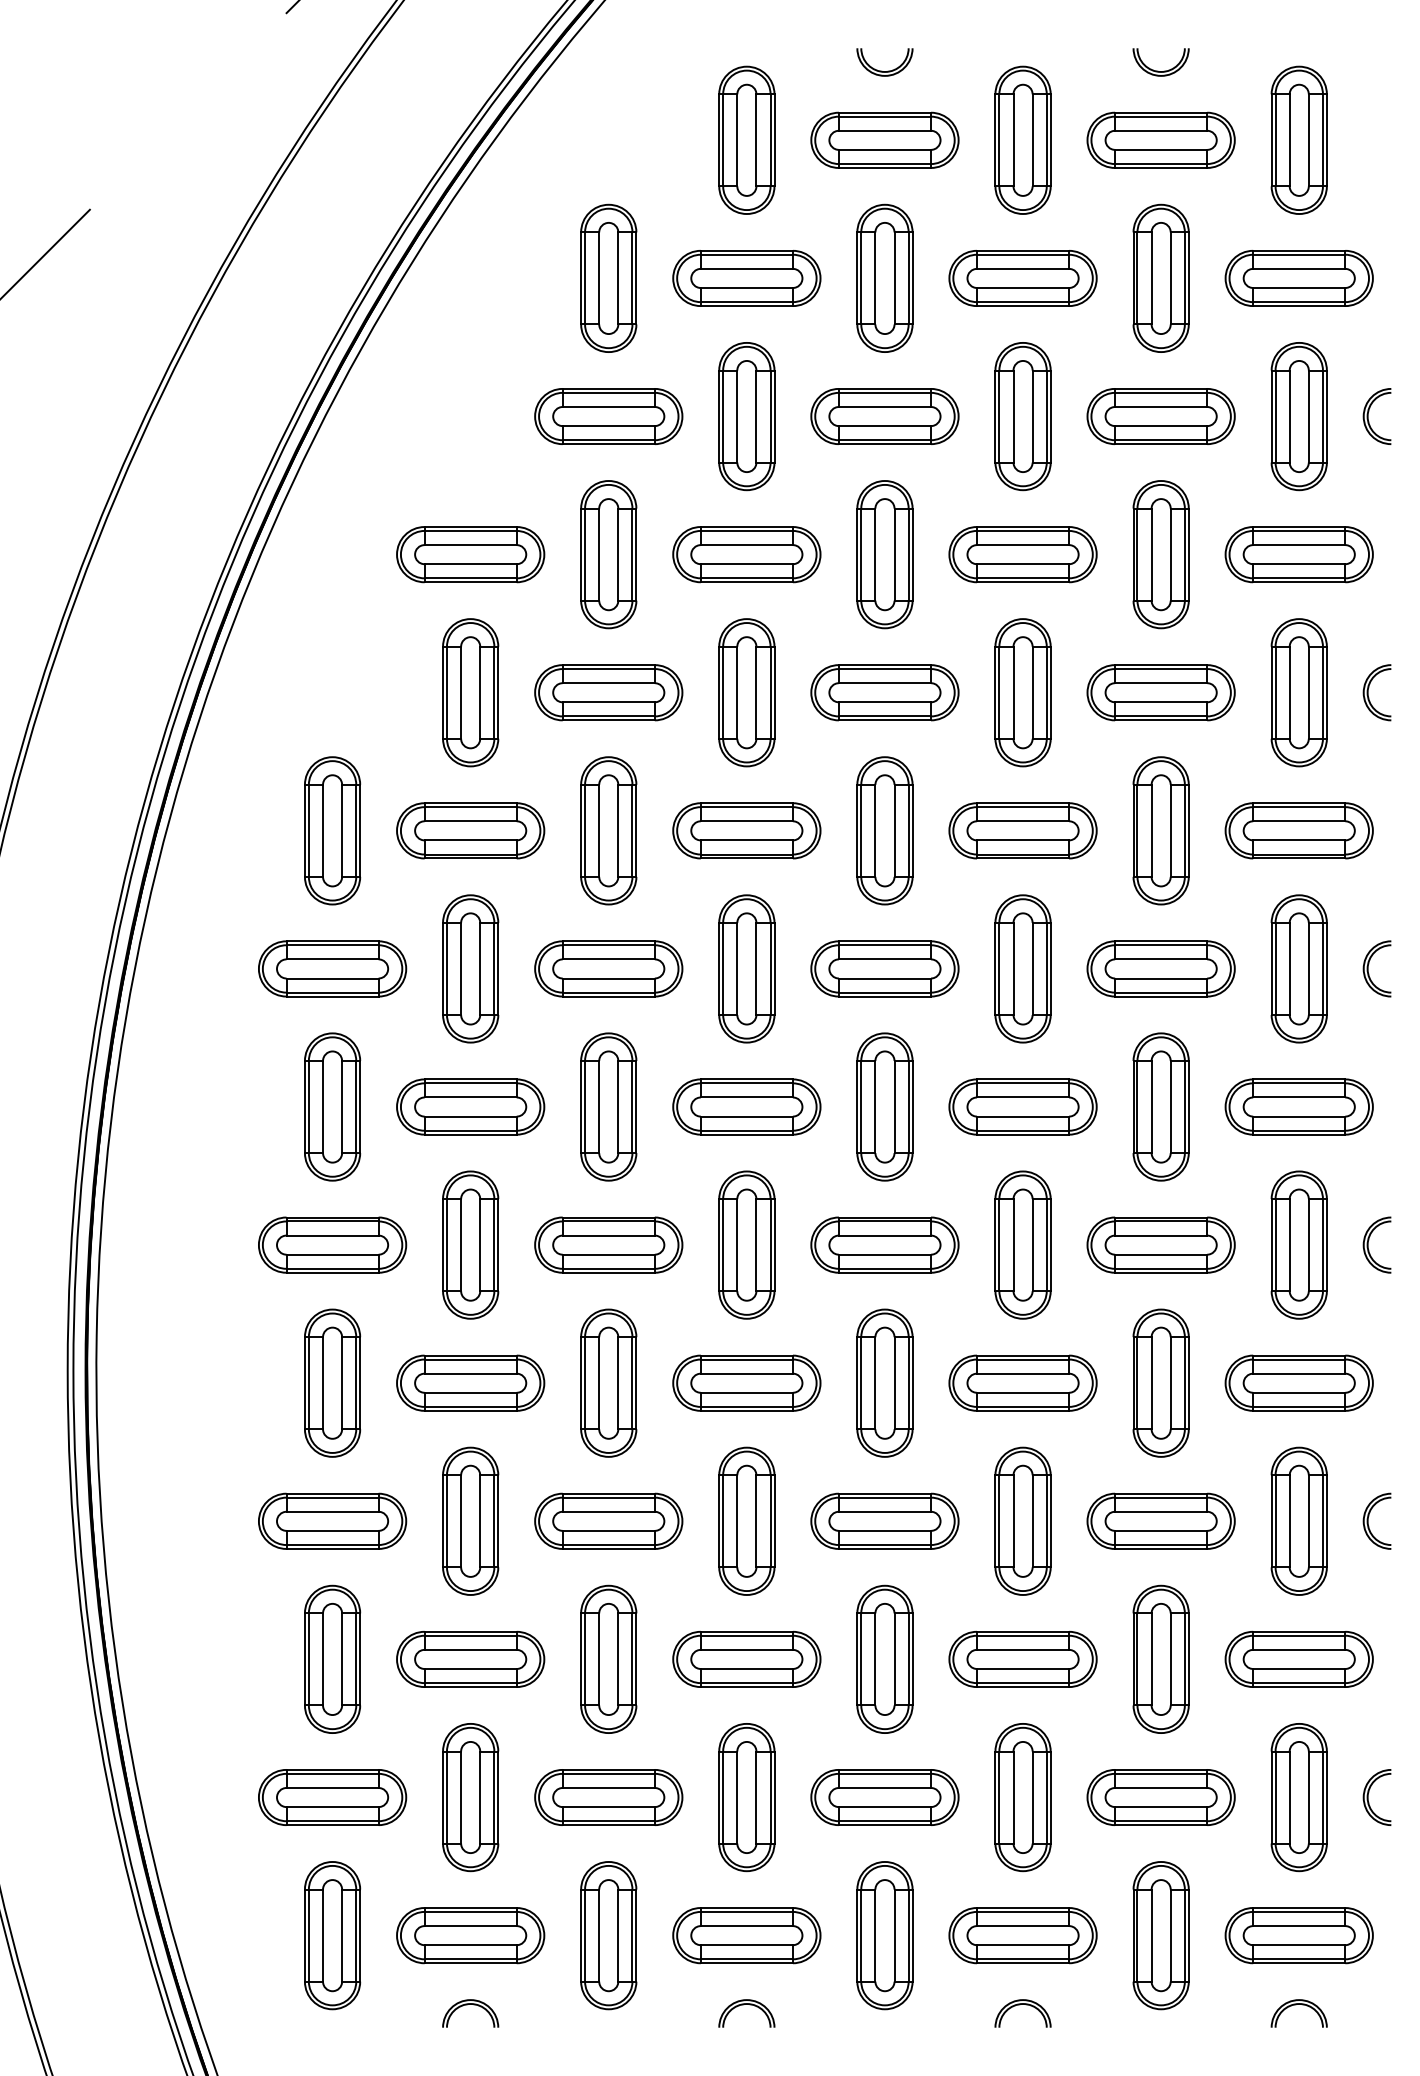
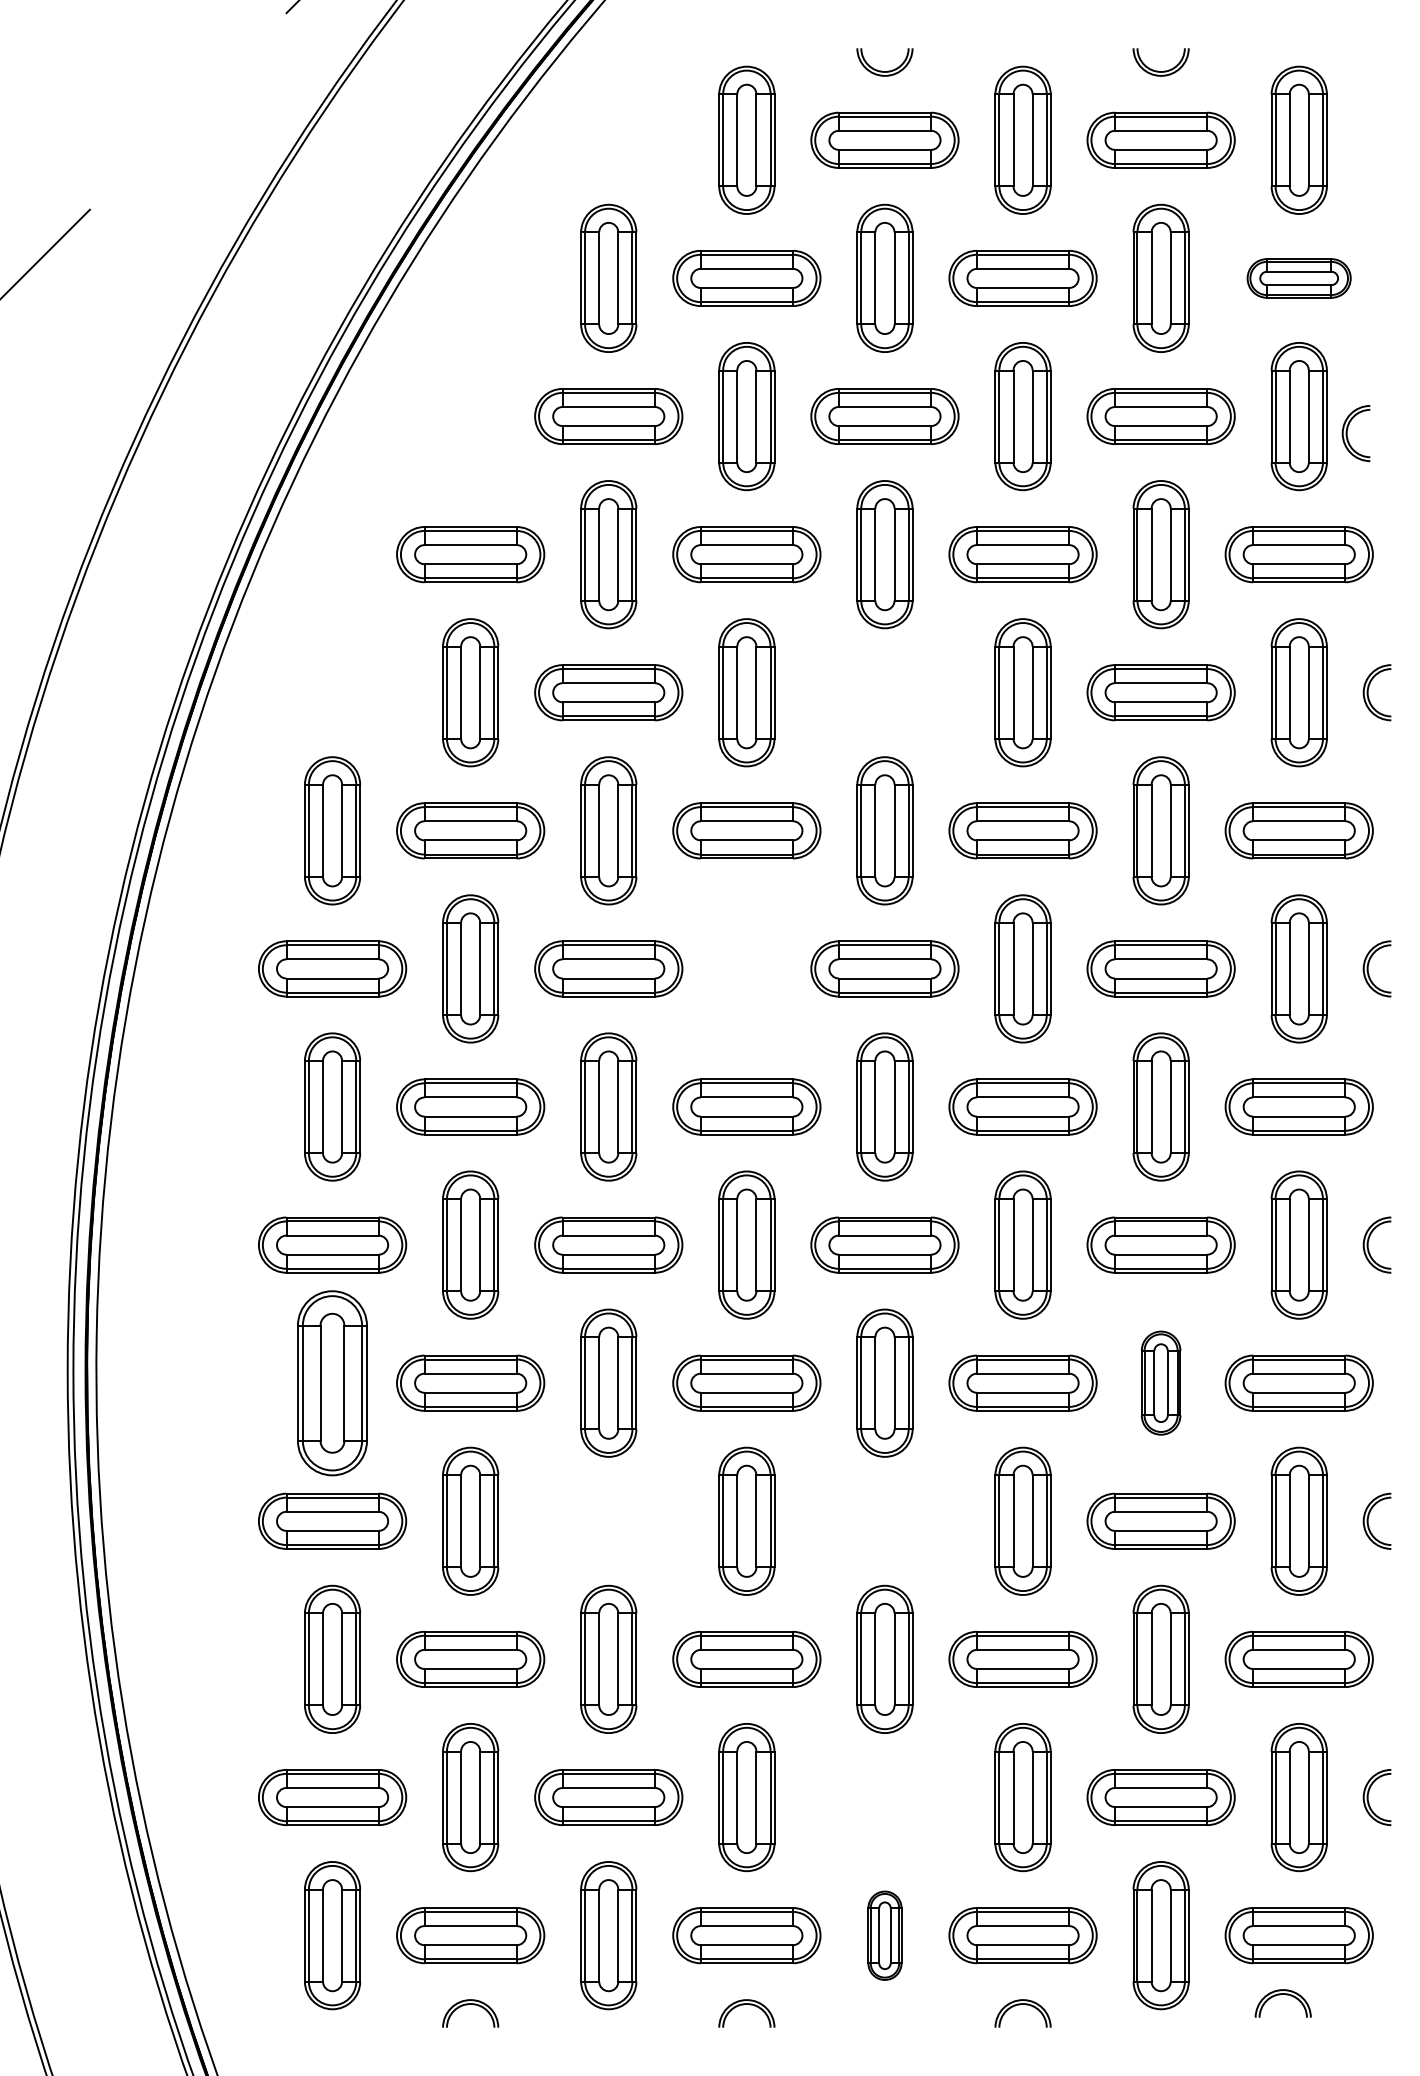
part size: 150x57 px -> 106x41 px (1298, 278)
part position: (1368, 416) -> (1347, 433) (1347, 433)
part: present -> none (884, 692)
part: present -> none (746, 968)
part size: 58x150 px -> 71x187 px (332, 1383)
part size: 58x150 px -> 42x106 px (1160, 1382)
part: present -> none (608, 1520)
part: present -> none (884, 1520)
part: present -> none (884, 1797)
part size: 58x150 px -> 36x91 px (884, 1935)
part position: (1296, 2005) -> (1280, 1995) (1280, 1995)
